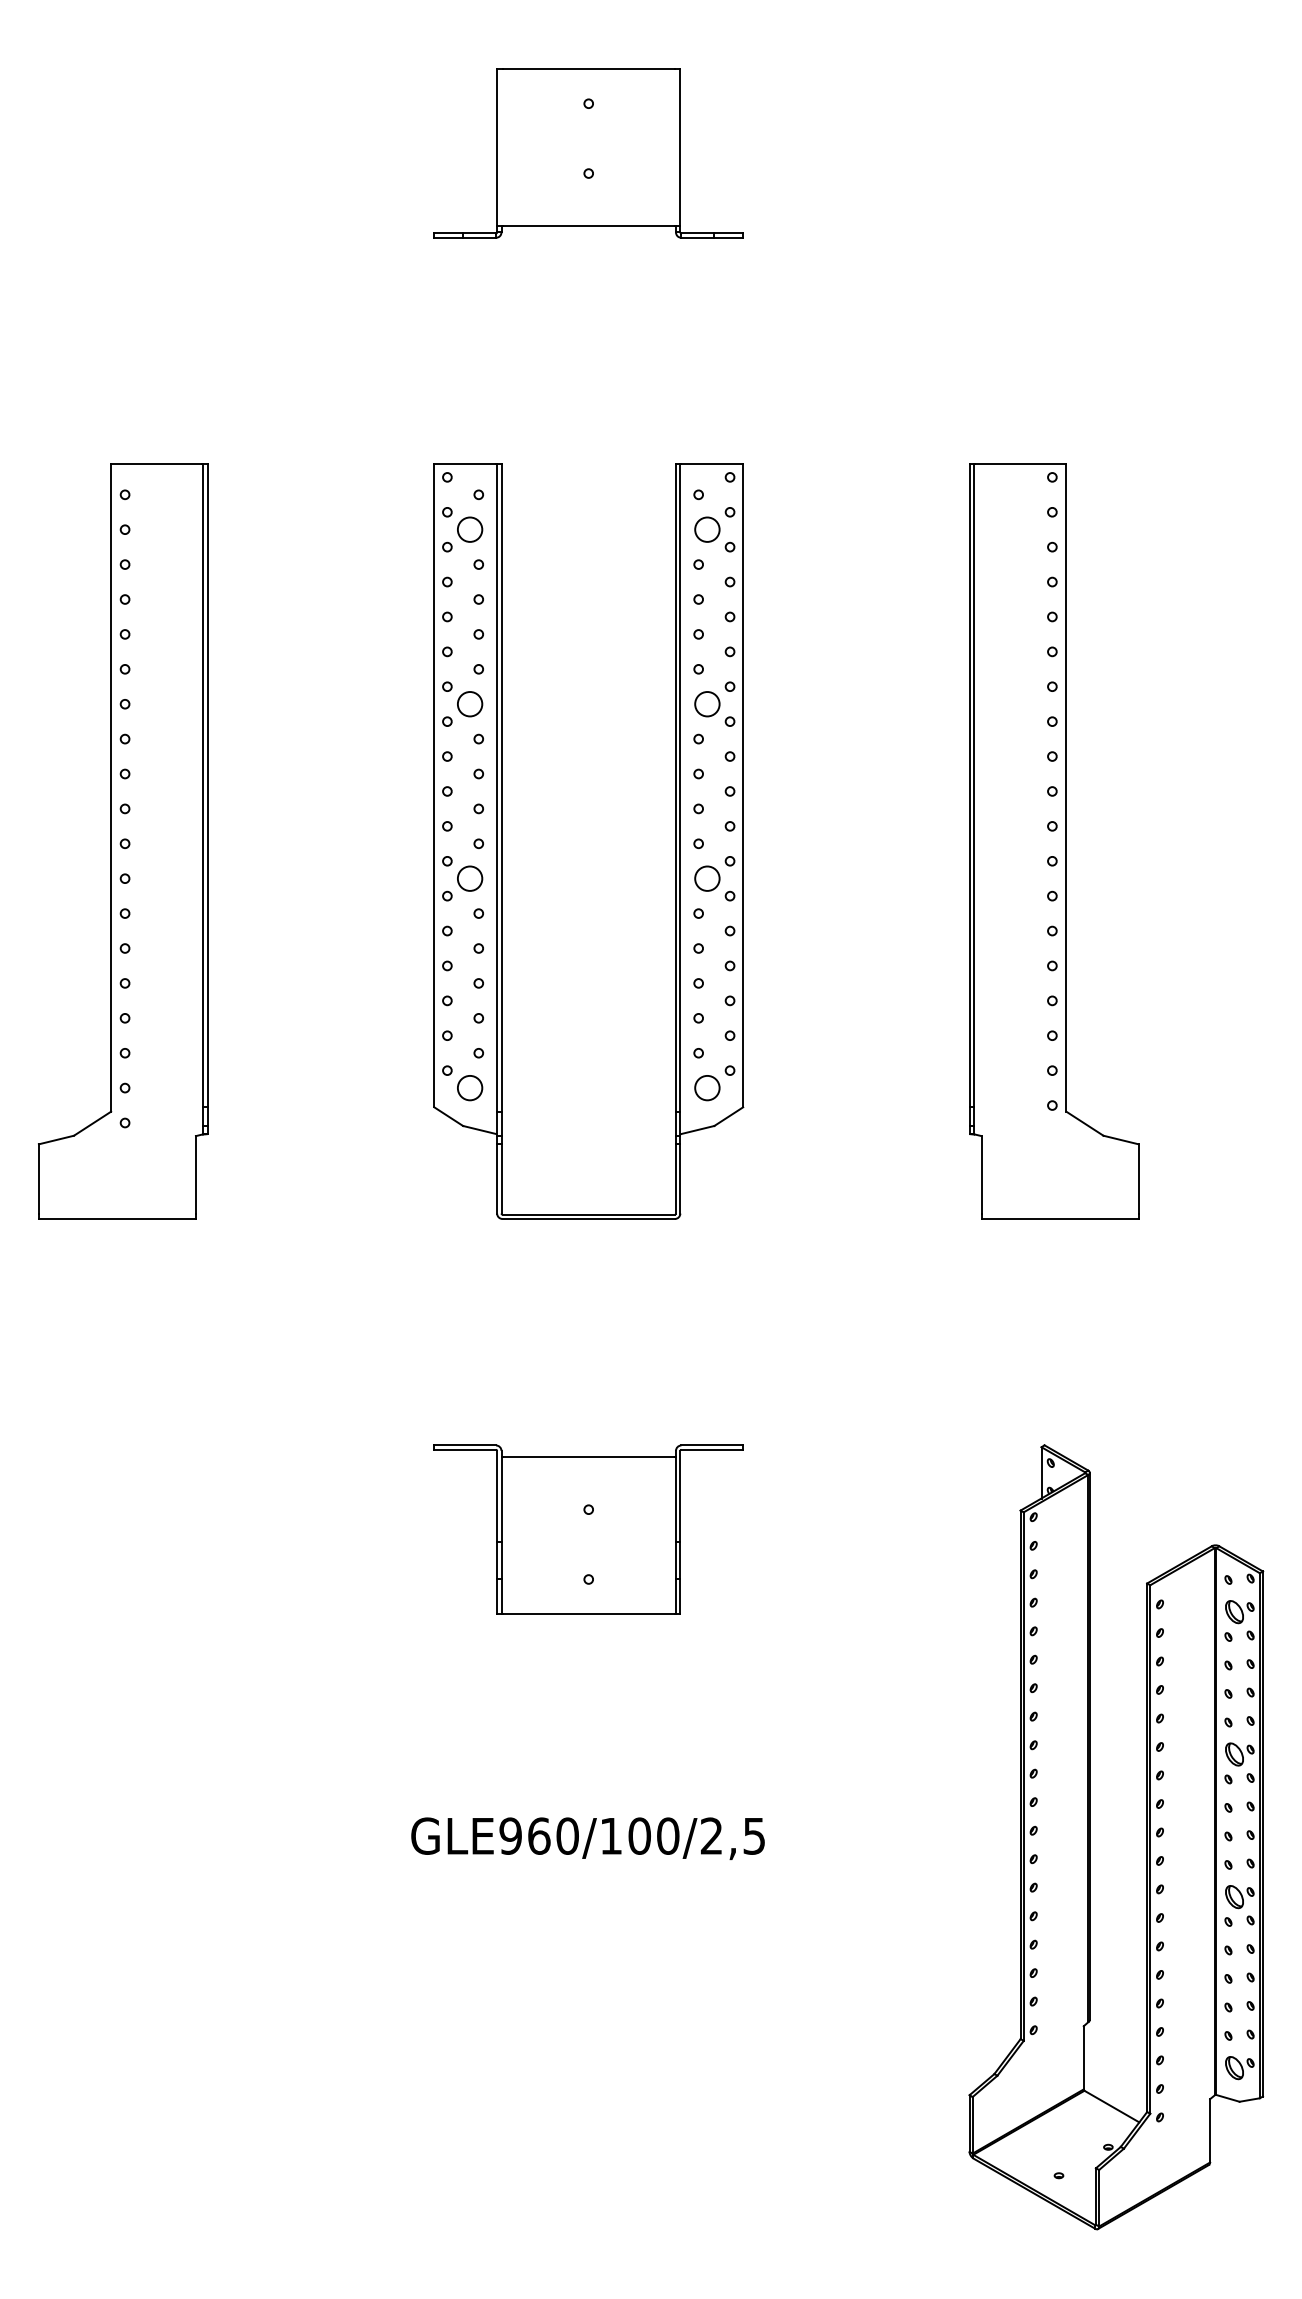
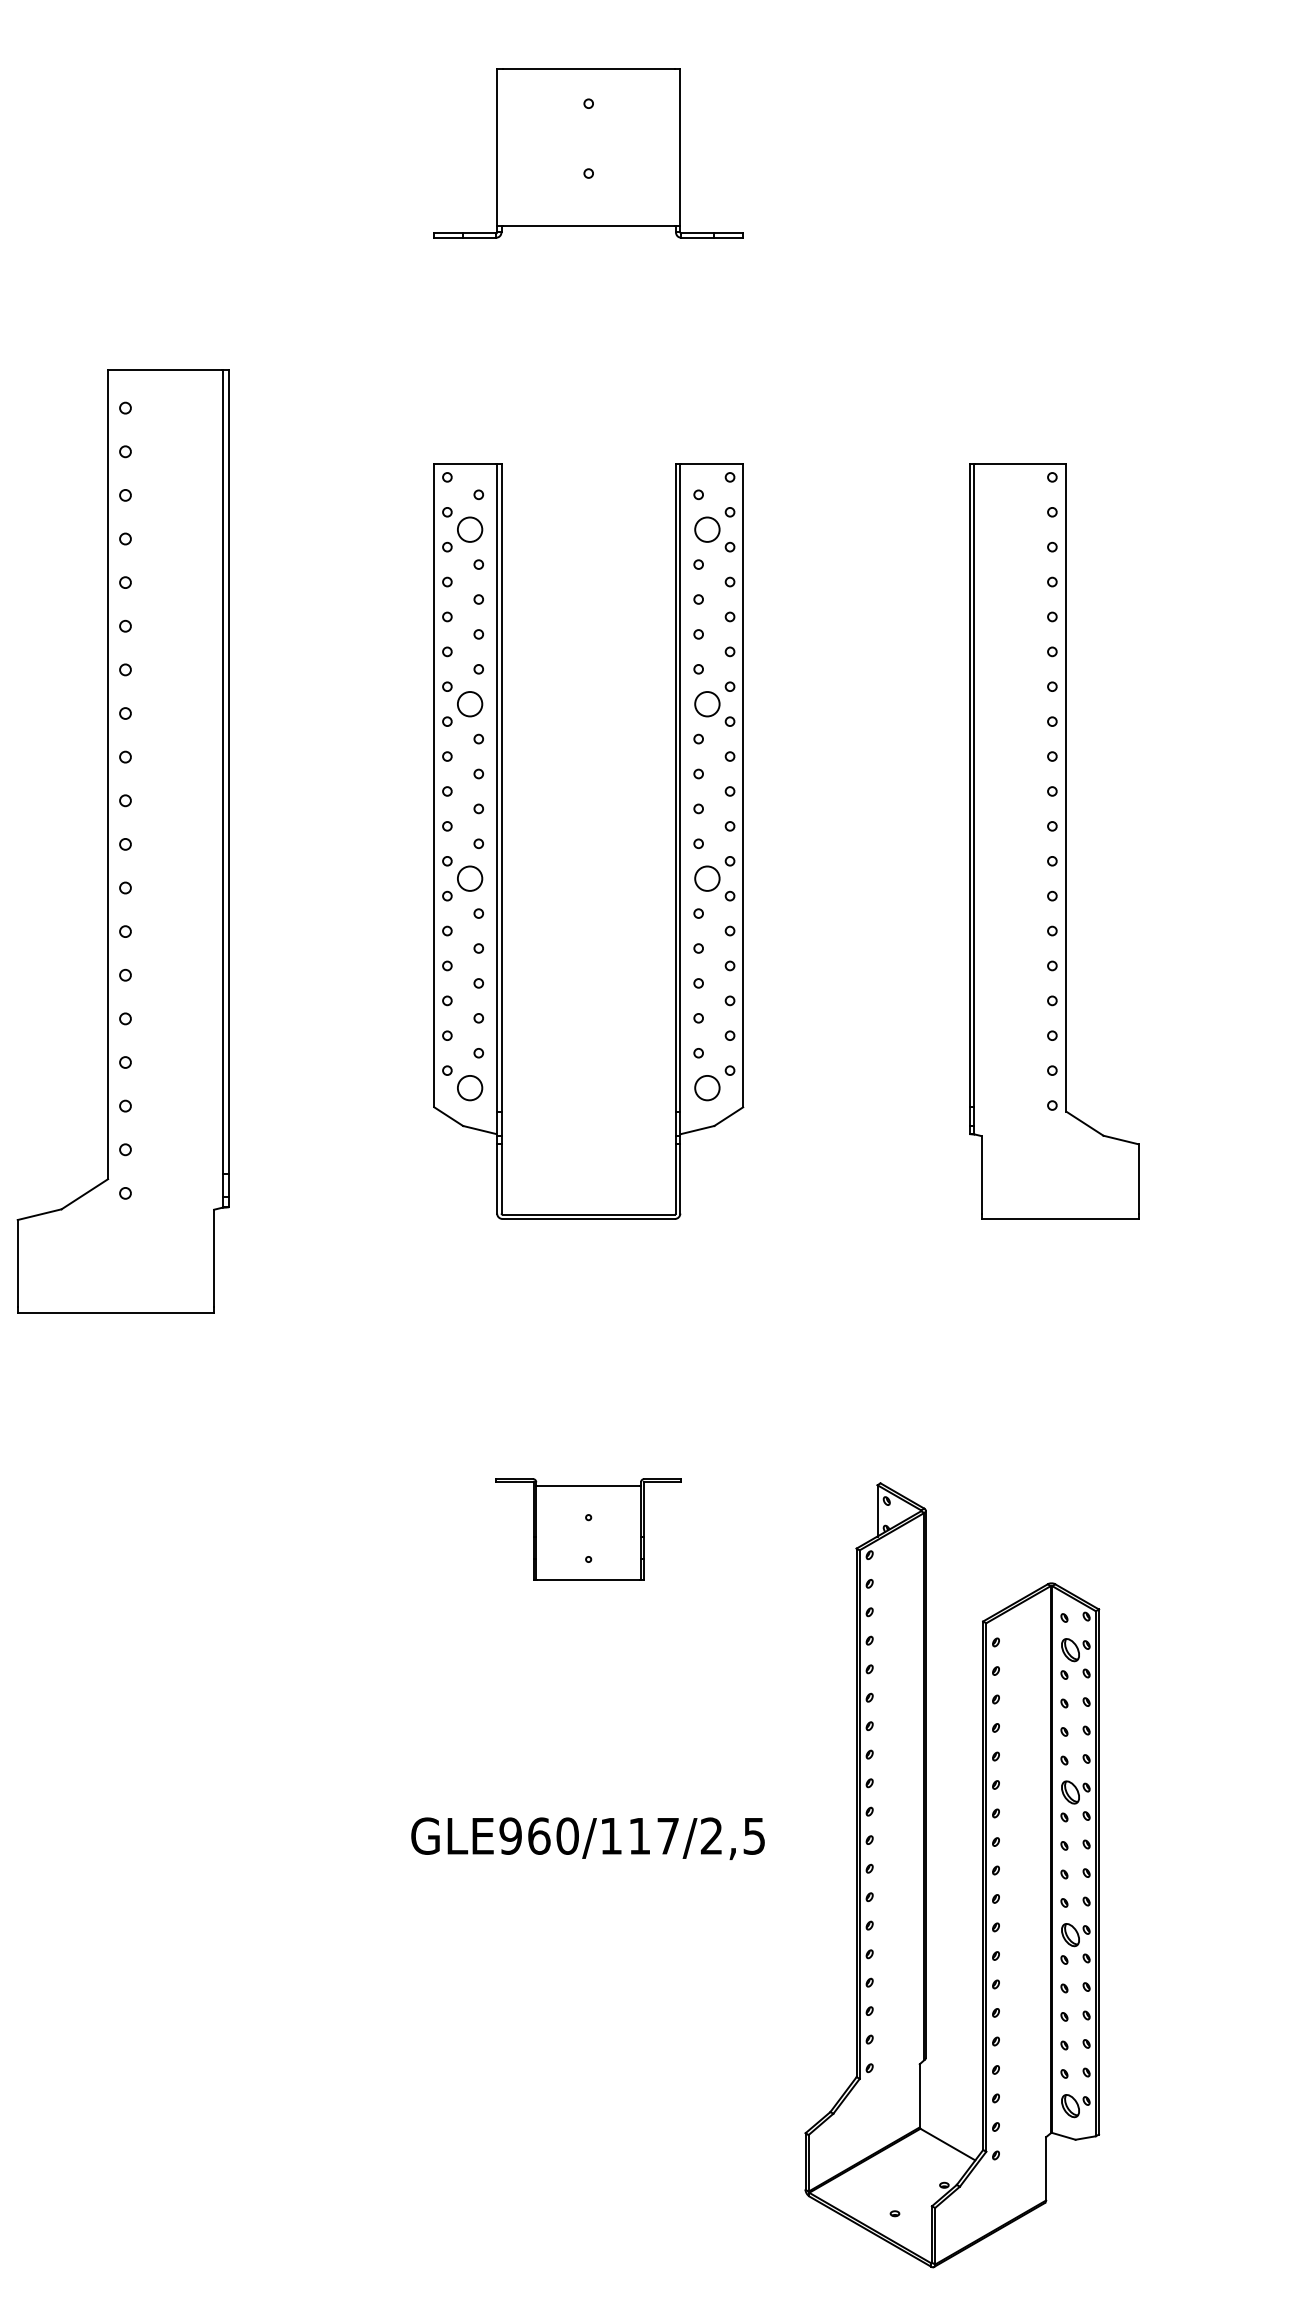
part size: 171x757 px -> 214x945 px (122, 841)
part size: 311x171 px -> 187x103 px (588, 1529)
text: GLE960/100/2,5 -> GLE960/117/2,5 (653, 1835)
part position: (1090, 1837) -> (926, 1875) (926, 1875)
